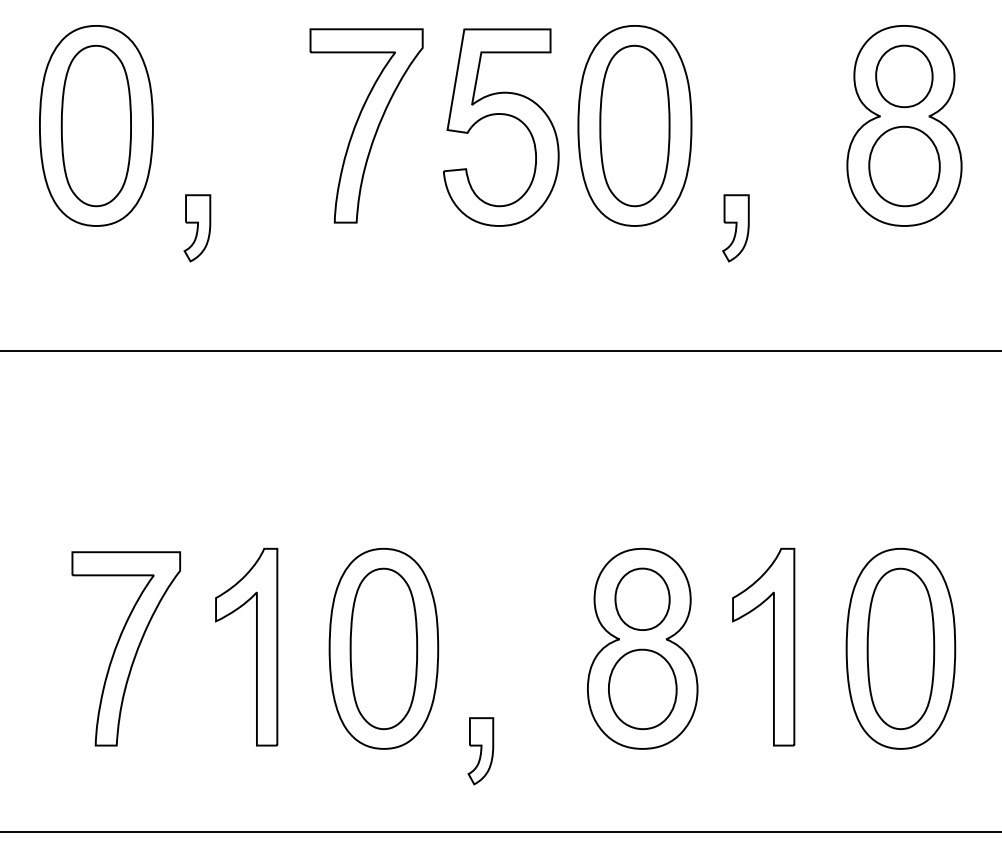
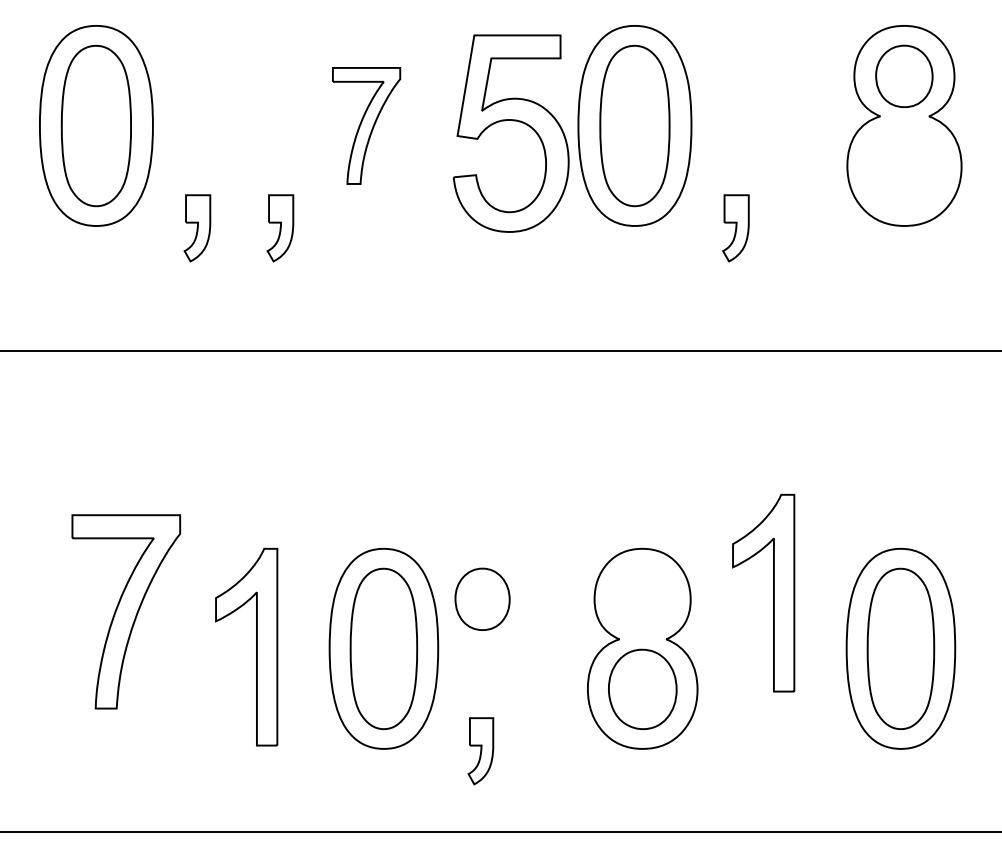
part position: (503, 115) -> (513, 121) (513, 121)
part size: 115x196 px -> 70x118 px (366, 125)
part: present -> none (904, 166)
part: none -> present (280, 228)
part position: (642, 598) -> (482, 598) (482, 598)
part position: (773, 646) -> (773, 592) (773, 592)
part position: (126, 648) -> (126, 611) (126, 611)
